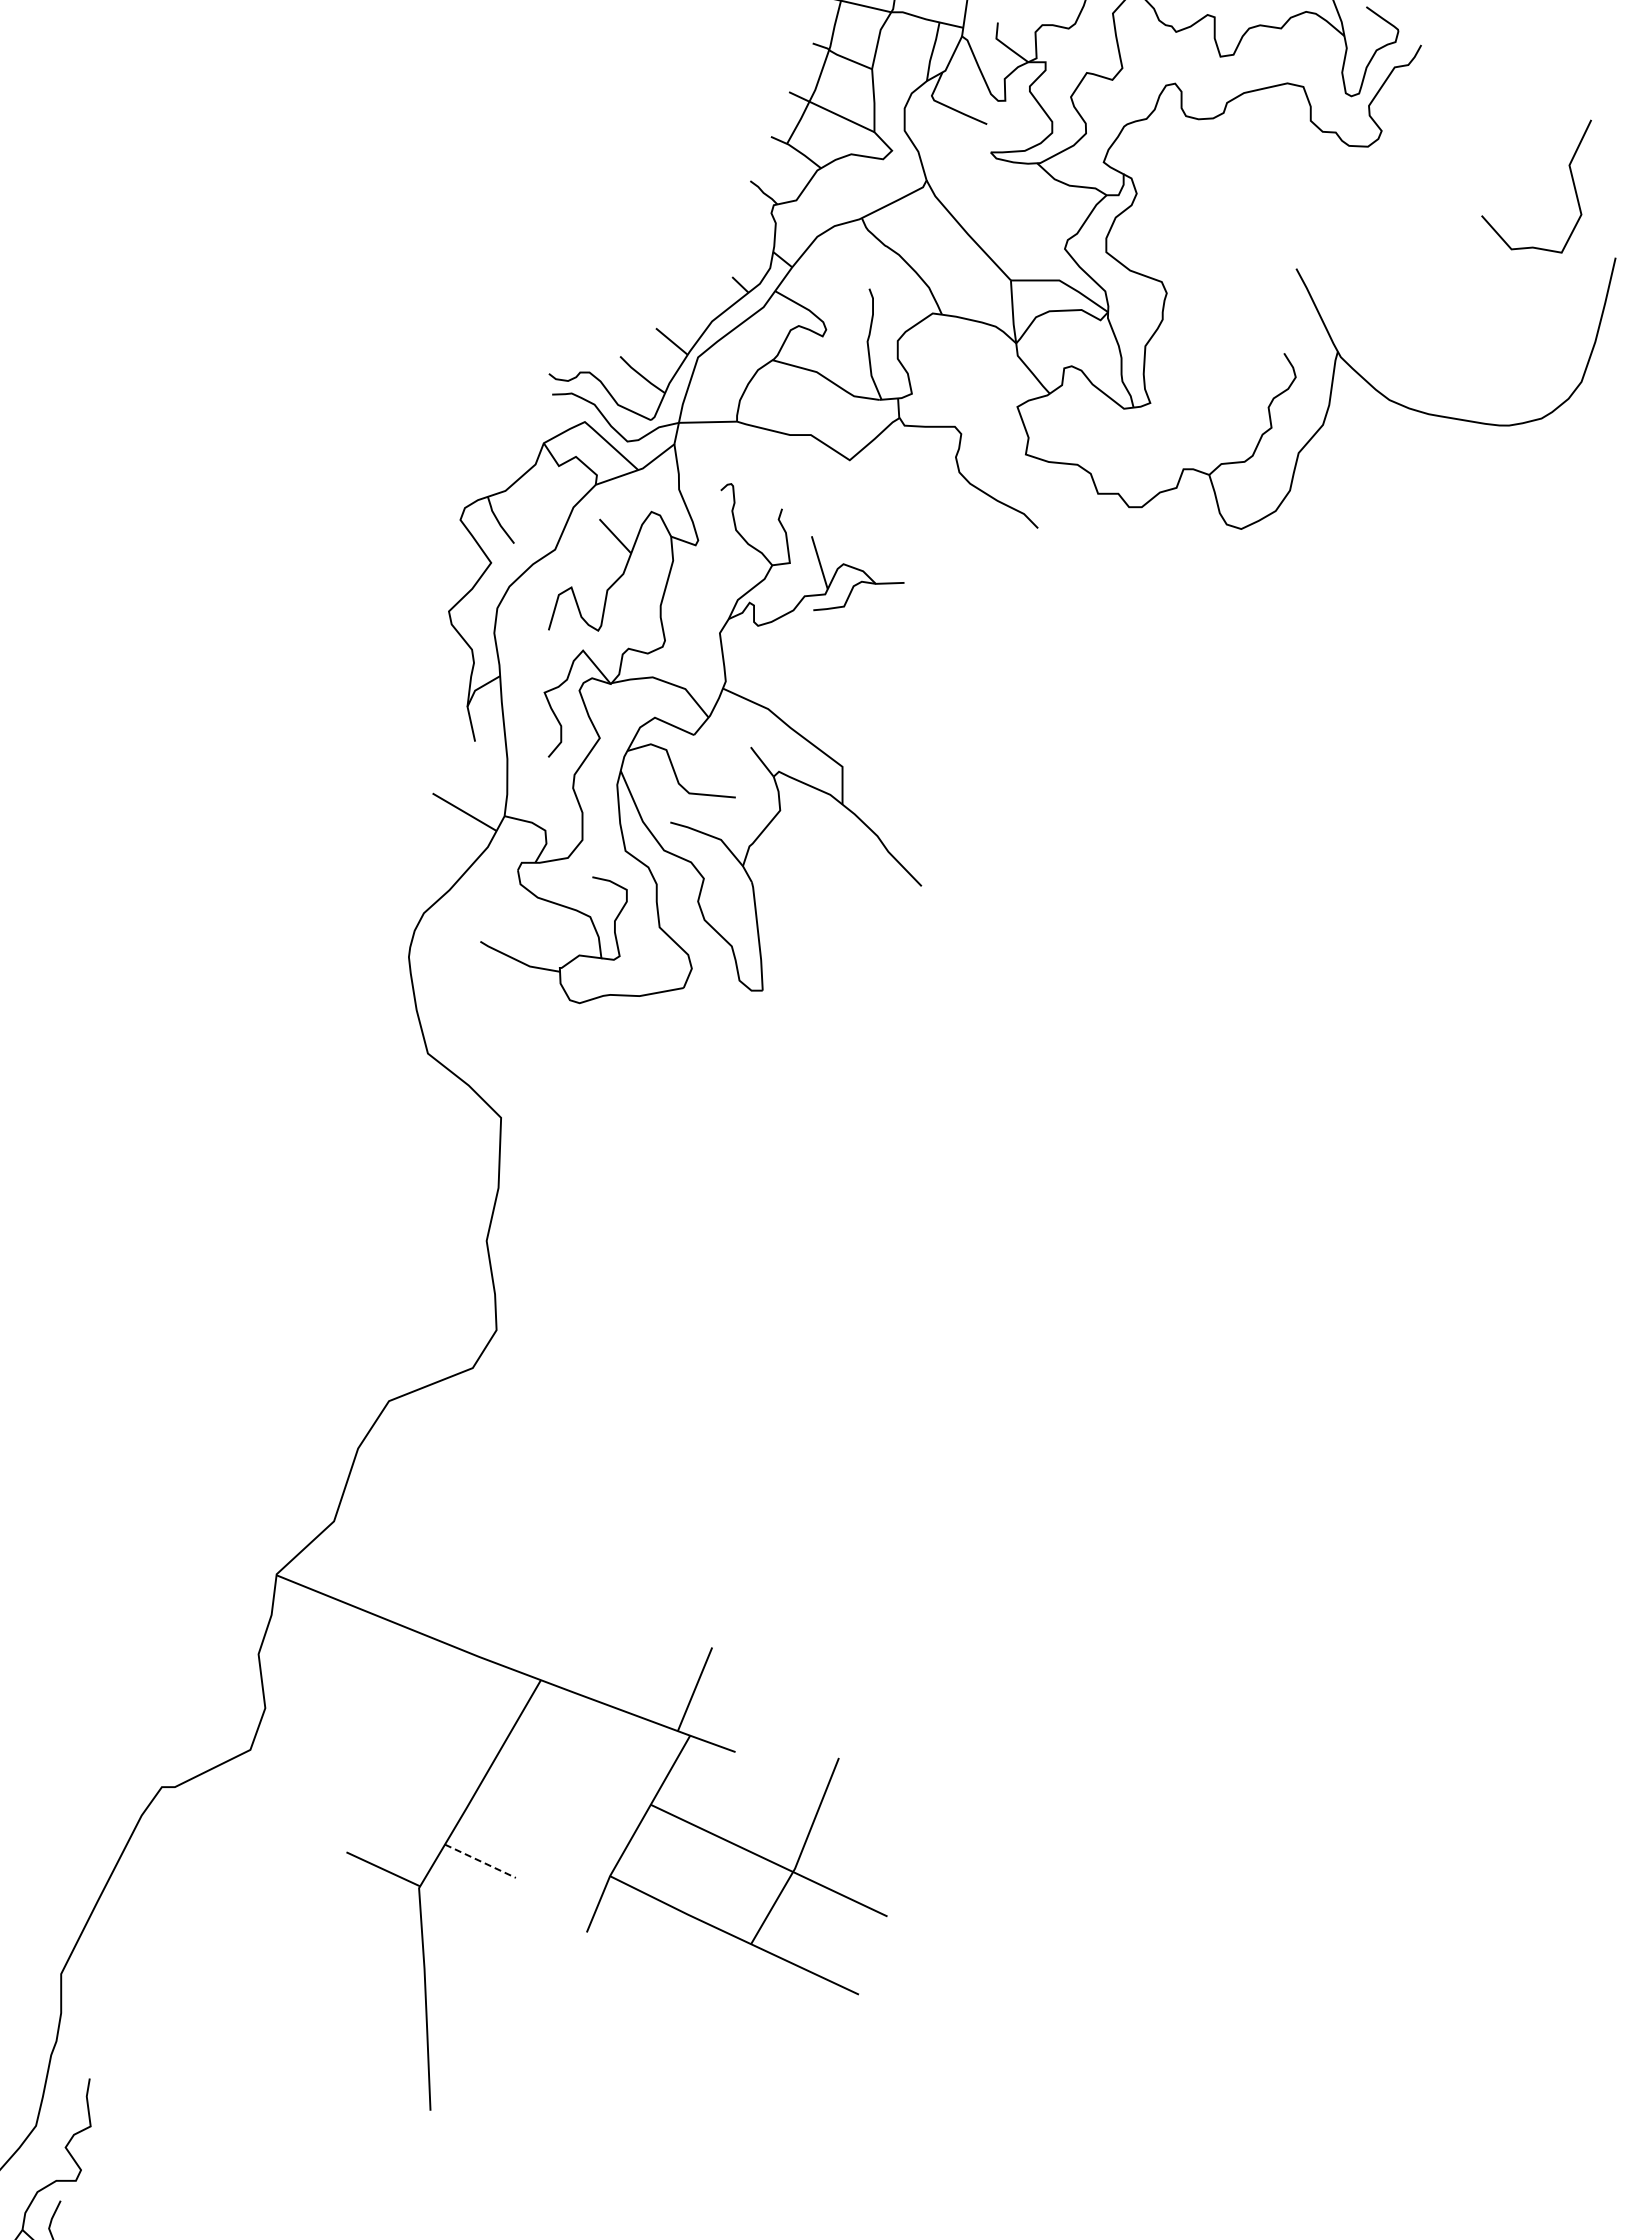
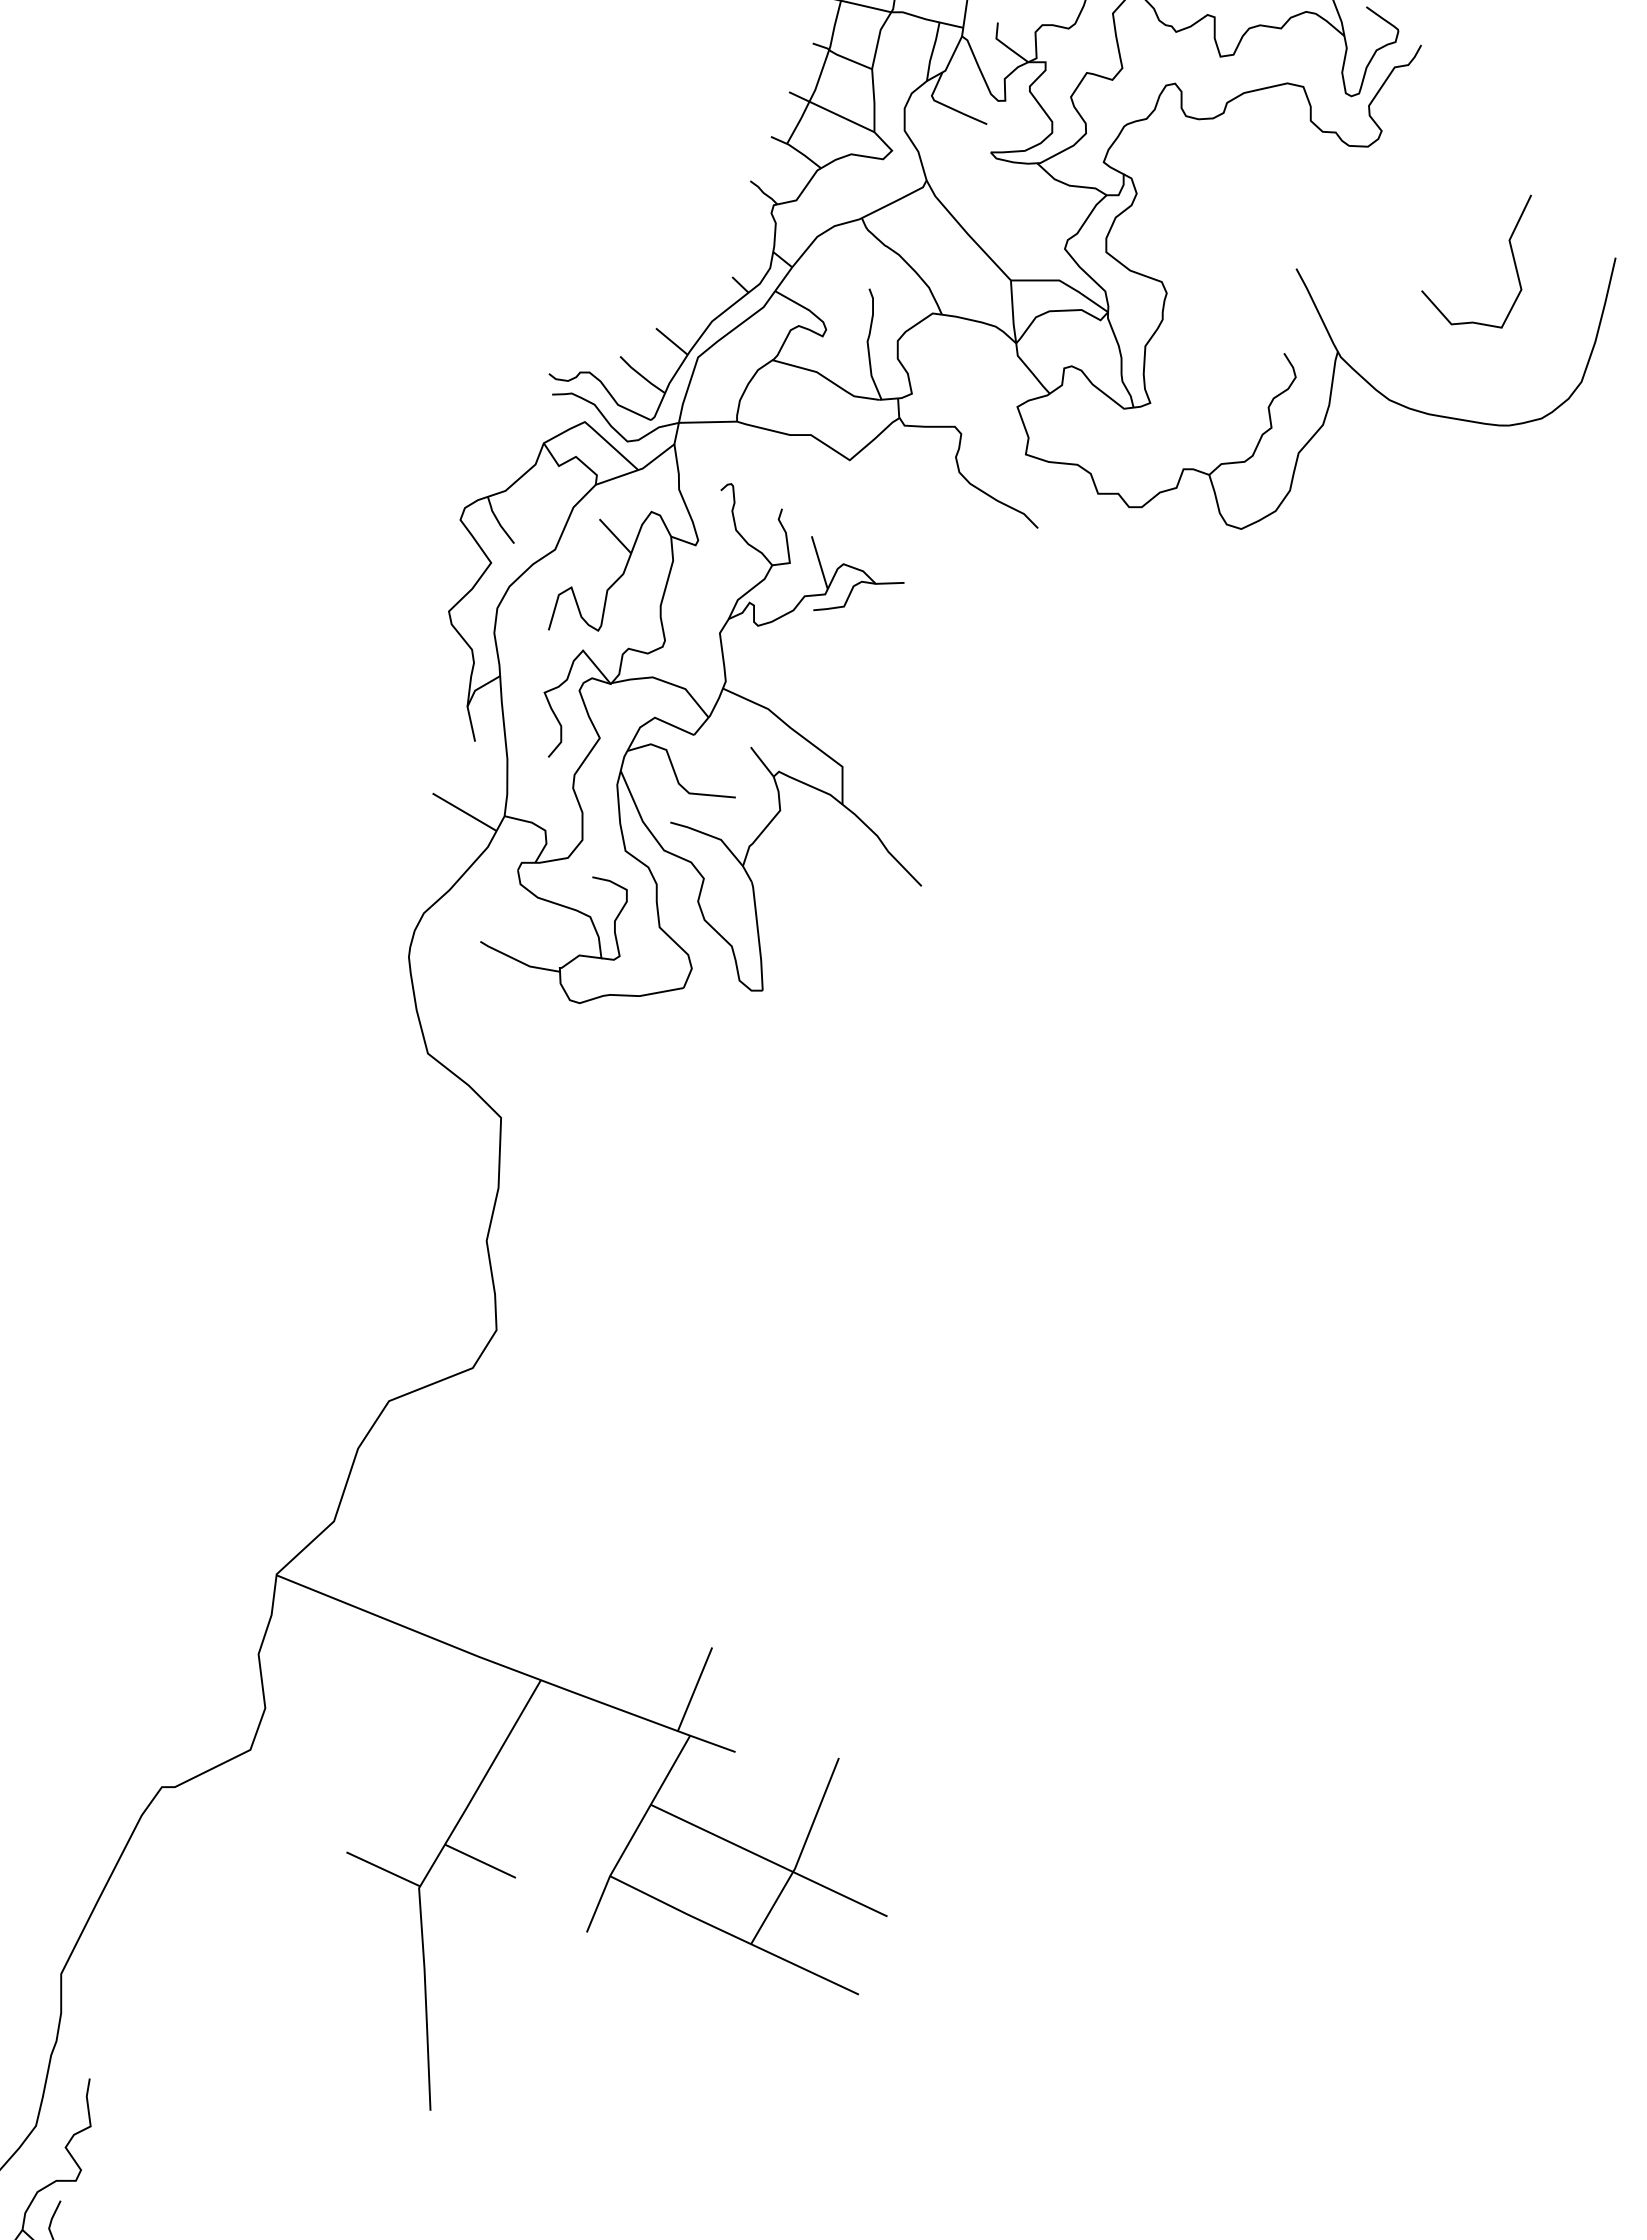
curve position: (1571, 178) -> (1511, 253) (1511, 253)
line: dashed -> solid (480, 1861)
